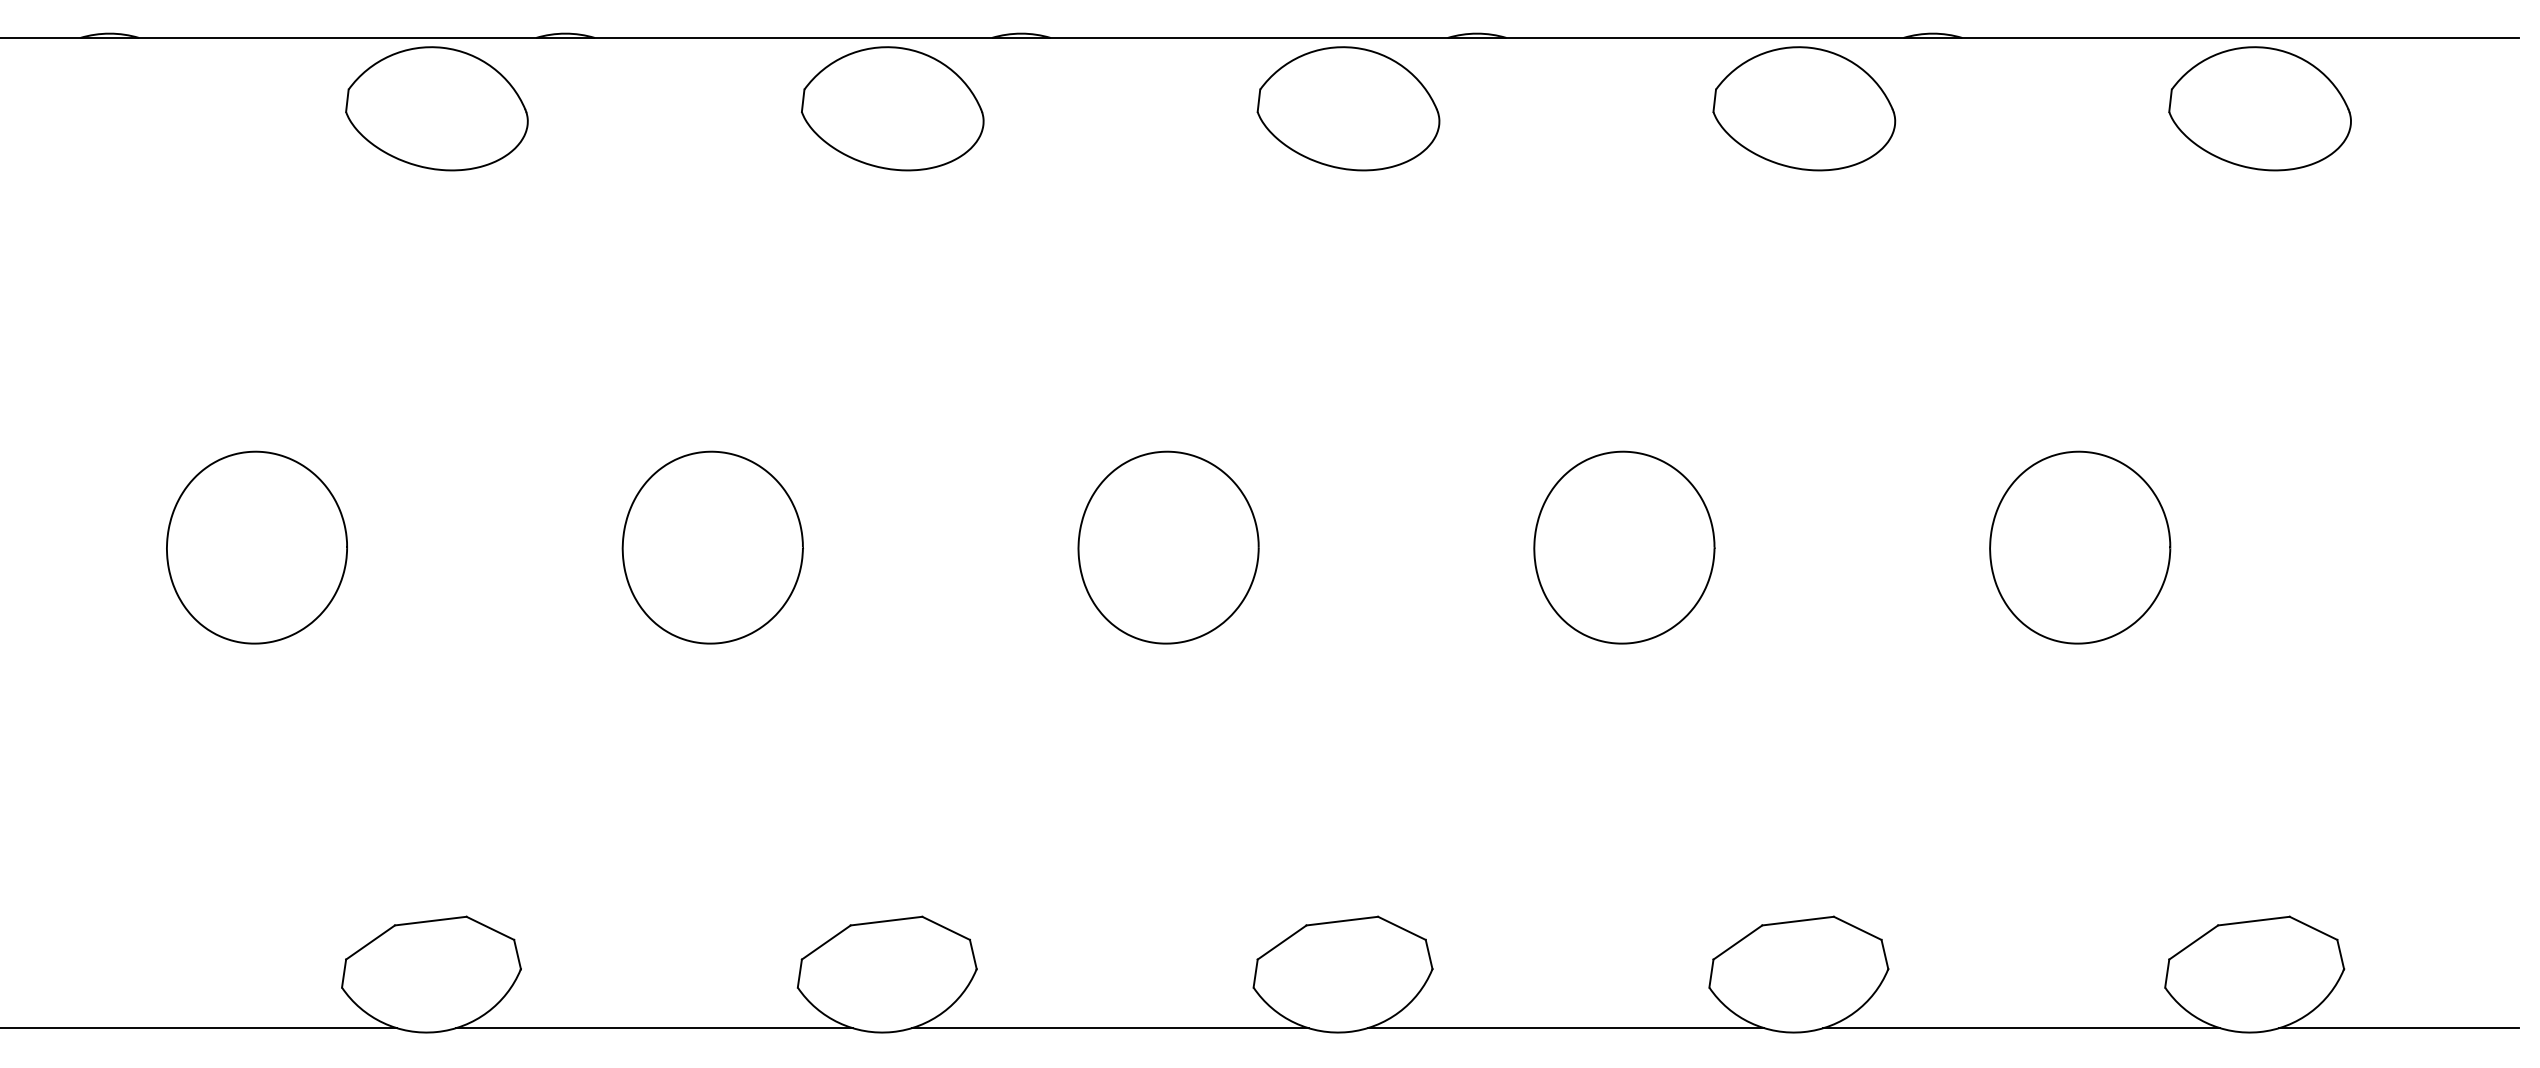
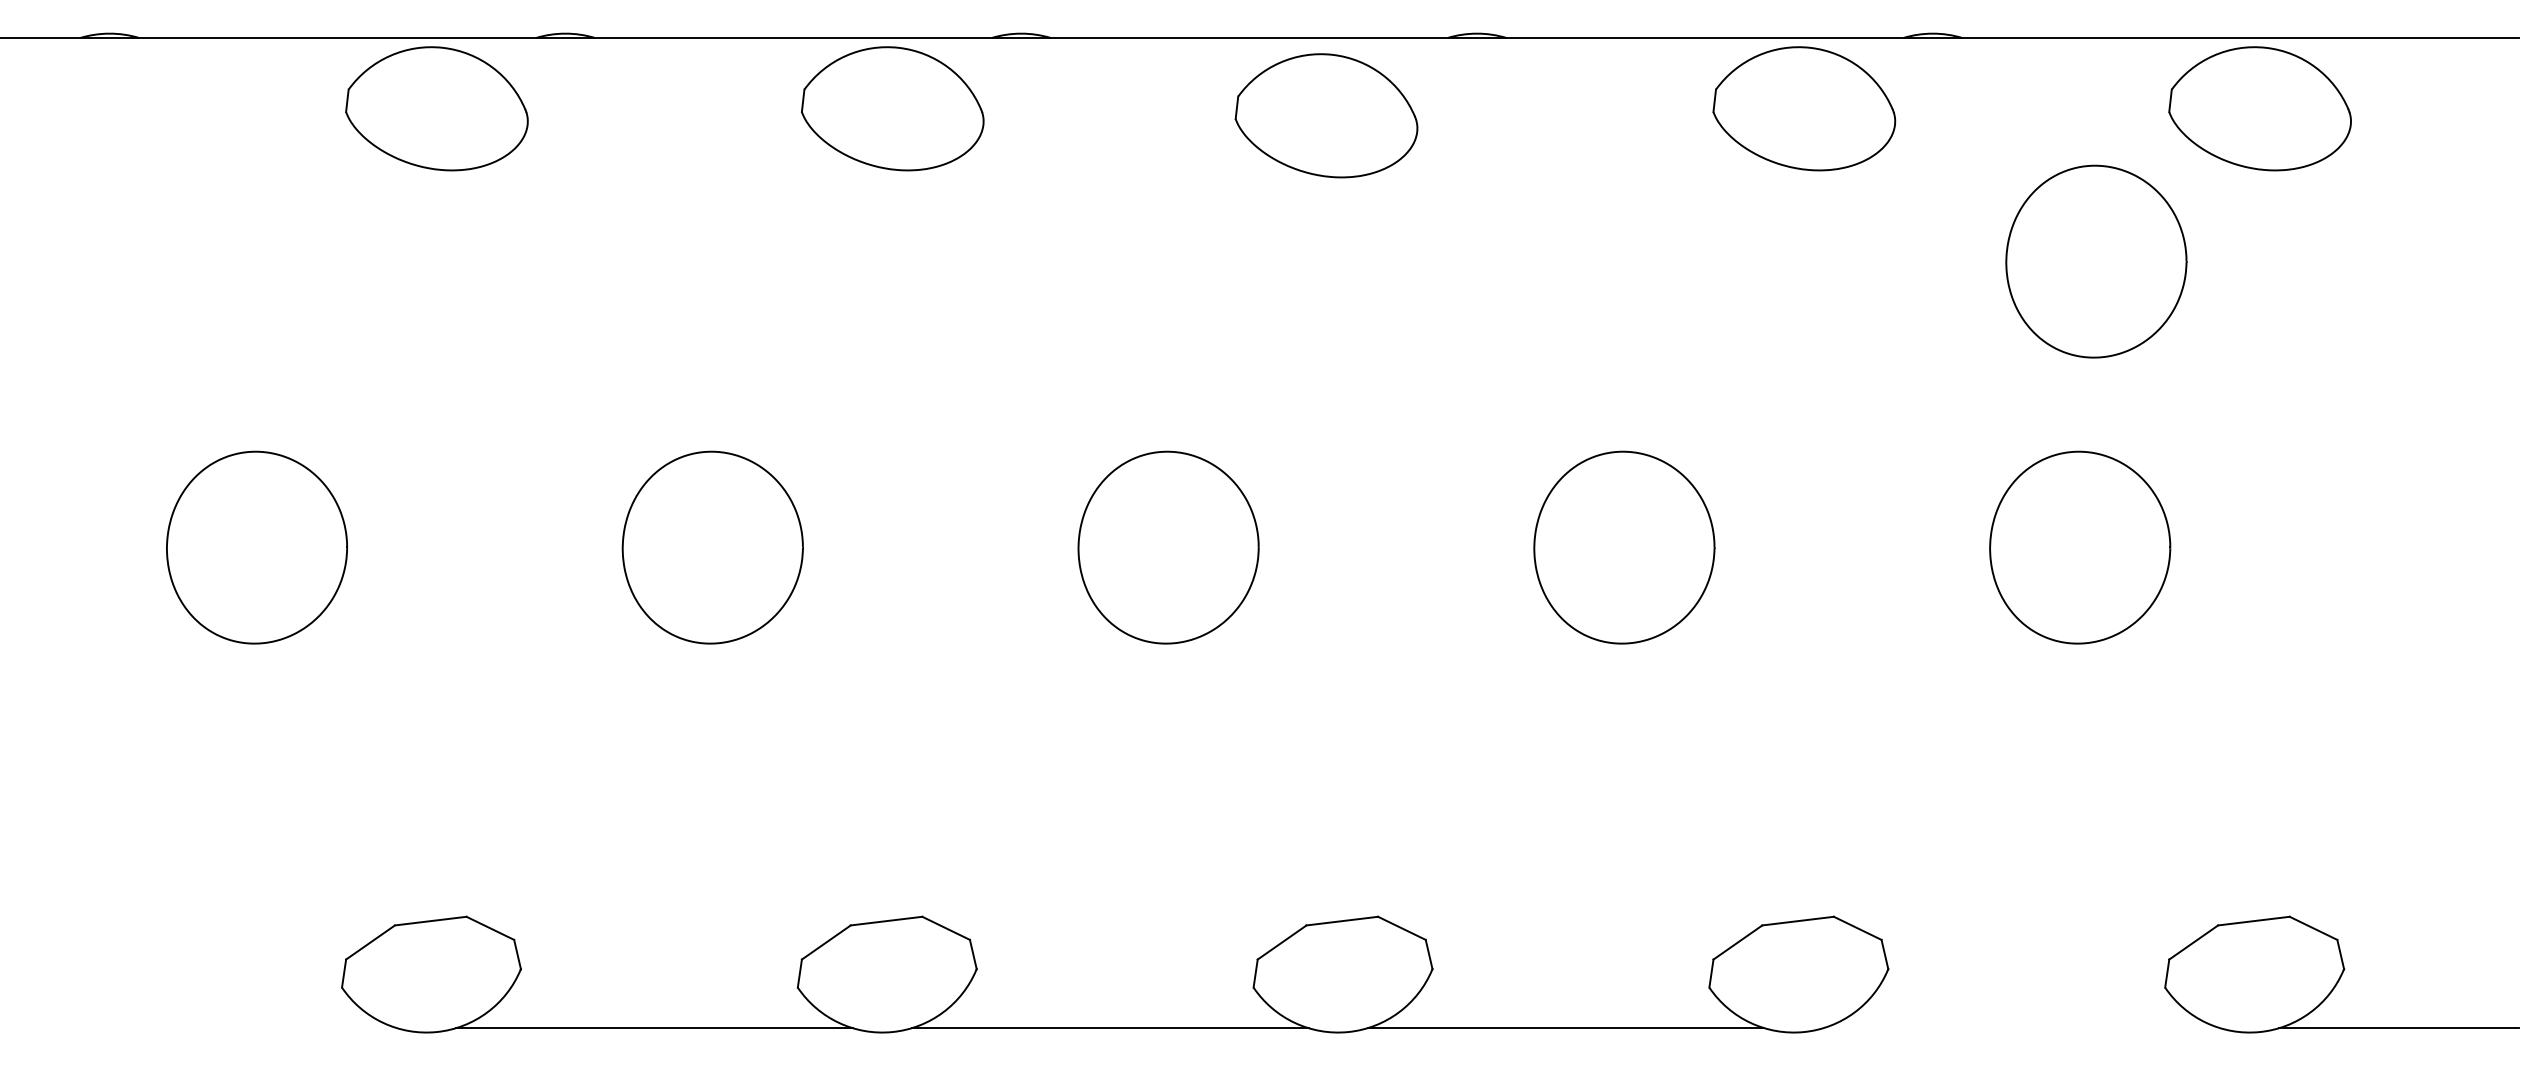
part position: (1348, 108) -> (1326, 115) (1326, 115)
part: none -> present (2096, 261)
line: present -> none (199, 1028)
line: present -> none (2021, 1028)
